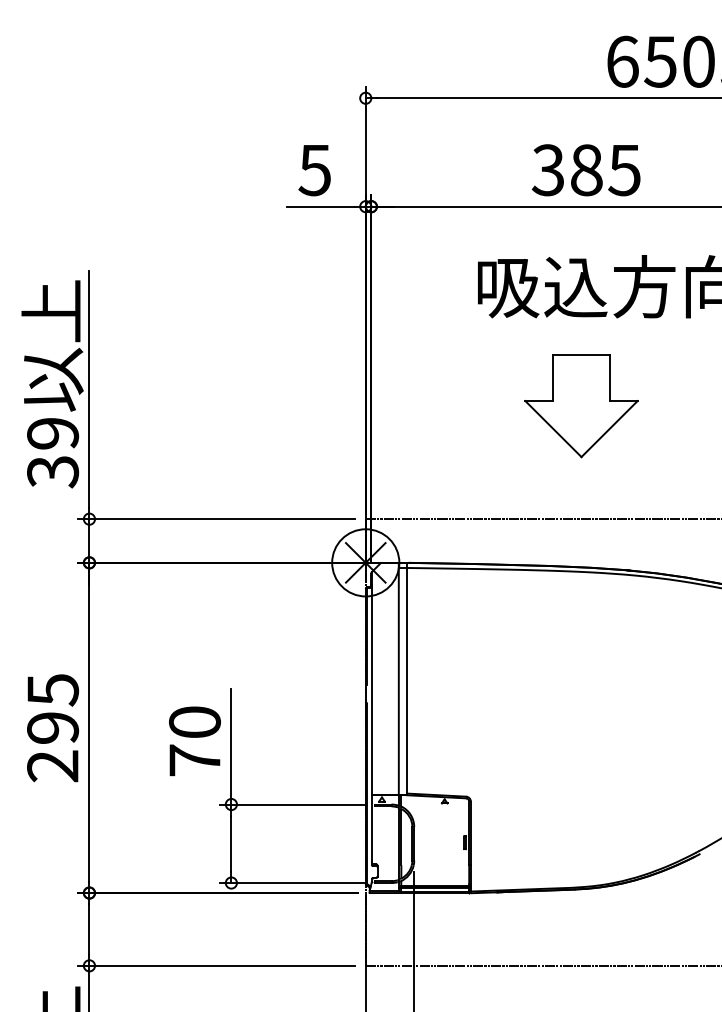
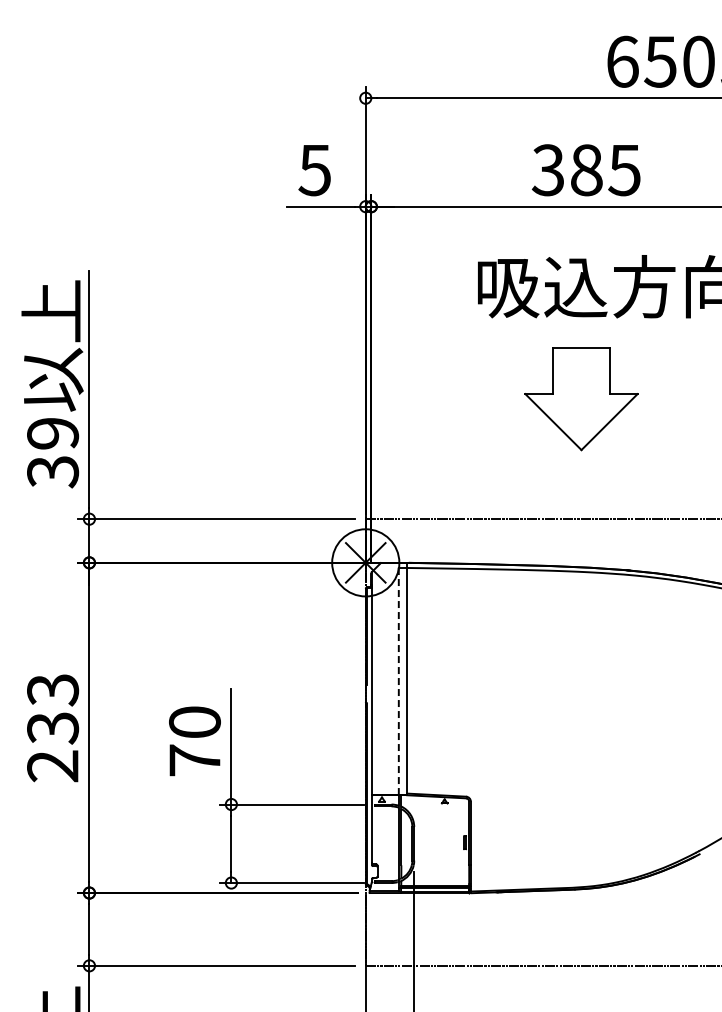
part position: (581, 406) -> (581, 399) (581, 399)
line: solid -> dashed (398, 679)
text: 295 -> 233 (53, 709)
